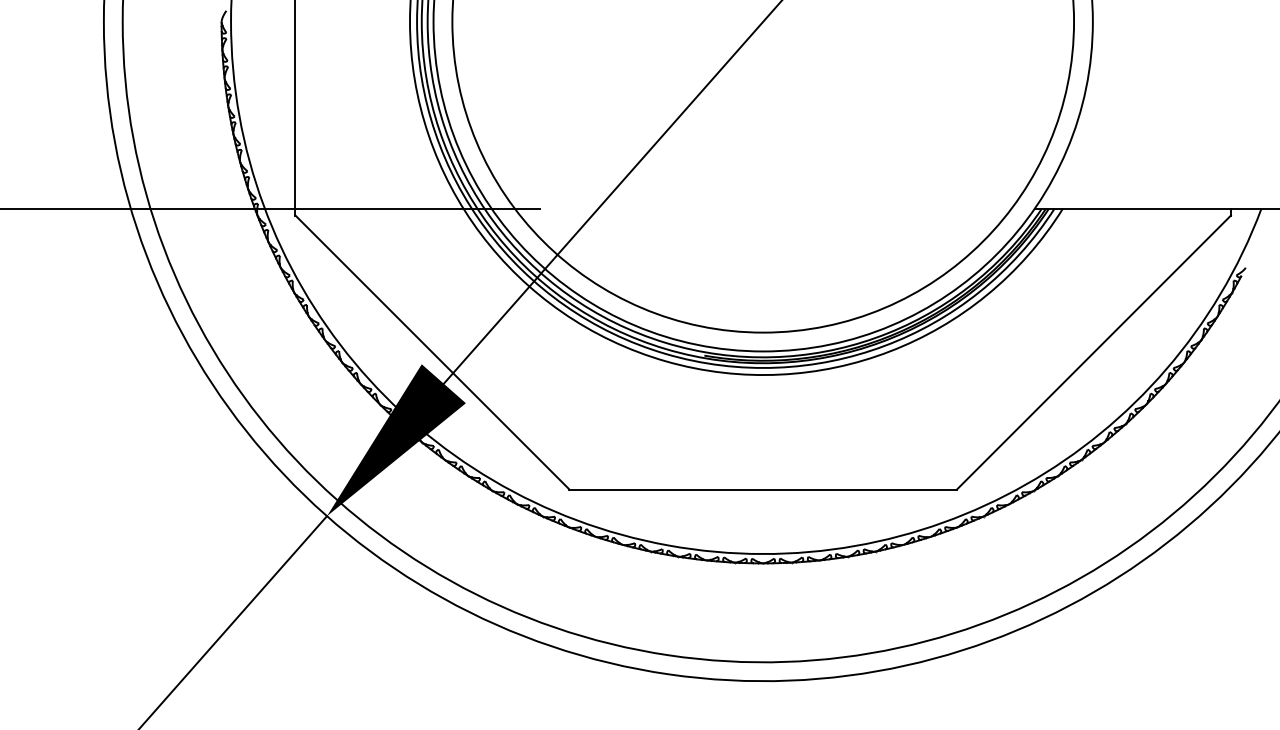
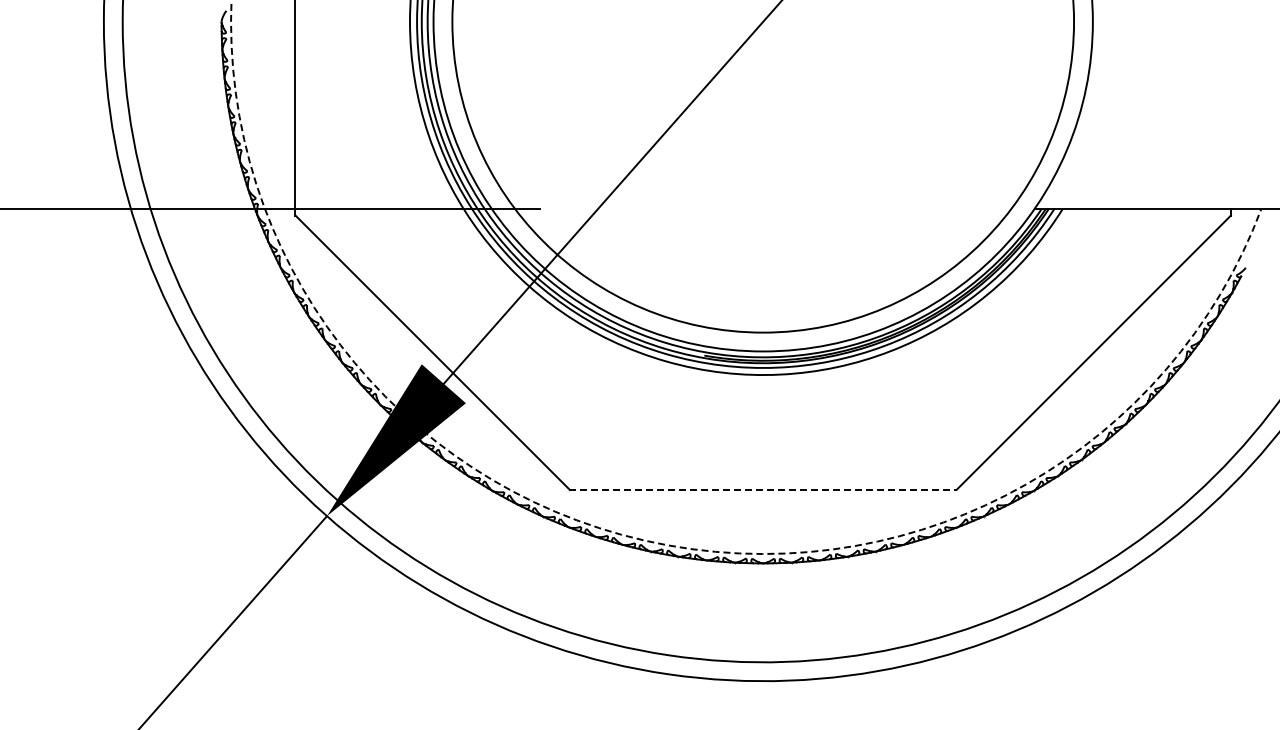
line: solid -> dashed (763, 489)
arc: solid -> dashed (658, 543)
